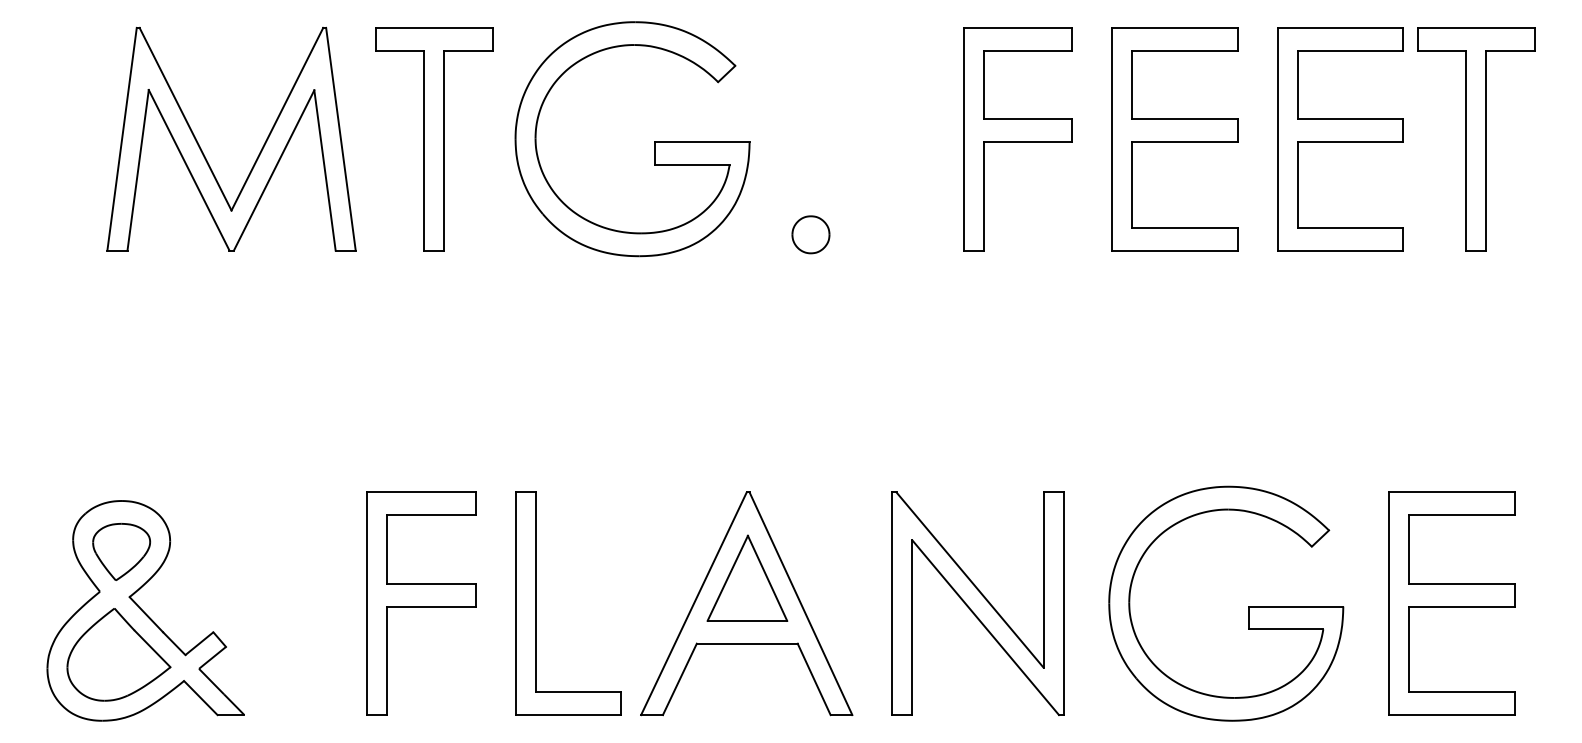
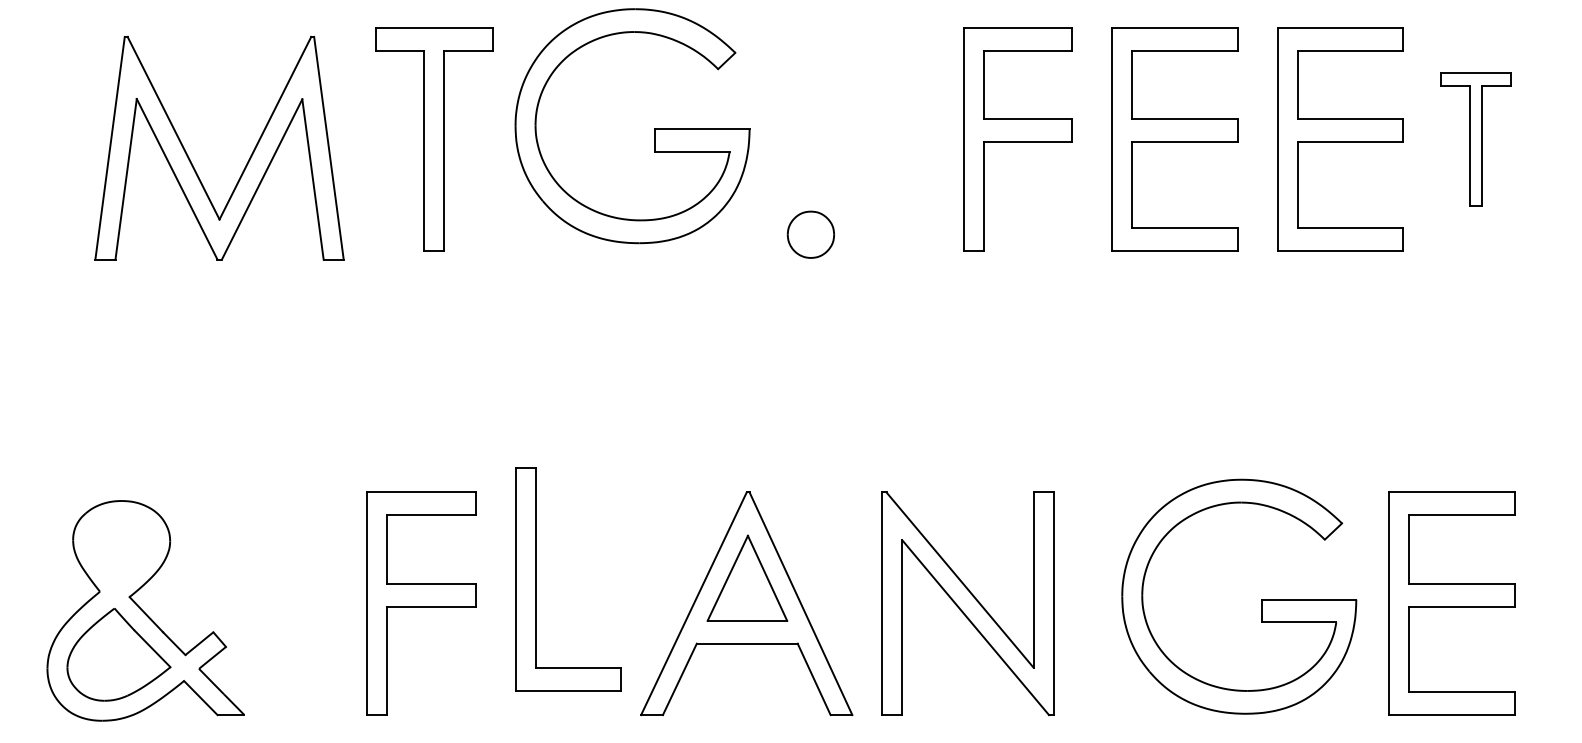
part size: 119x225 px -> 72x135 px (1475, 139)
part position: (654, 141) -> (654, 128) (654, 128)
part position: (203, 152) -> (191, 161) (191, 161)
part size: 40x40 px -> 49x49 px (810, 234)
part: present -> none (121, 551)
part position: (536, 603) -> (536, 579) (536, 579)
part position: (977, 603) -> (967, 603) (967, 603)
part position: (1248, 606) -> (1261, 599) (1261, 599)
